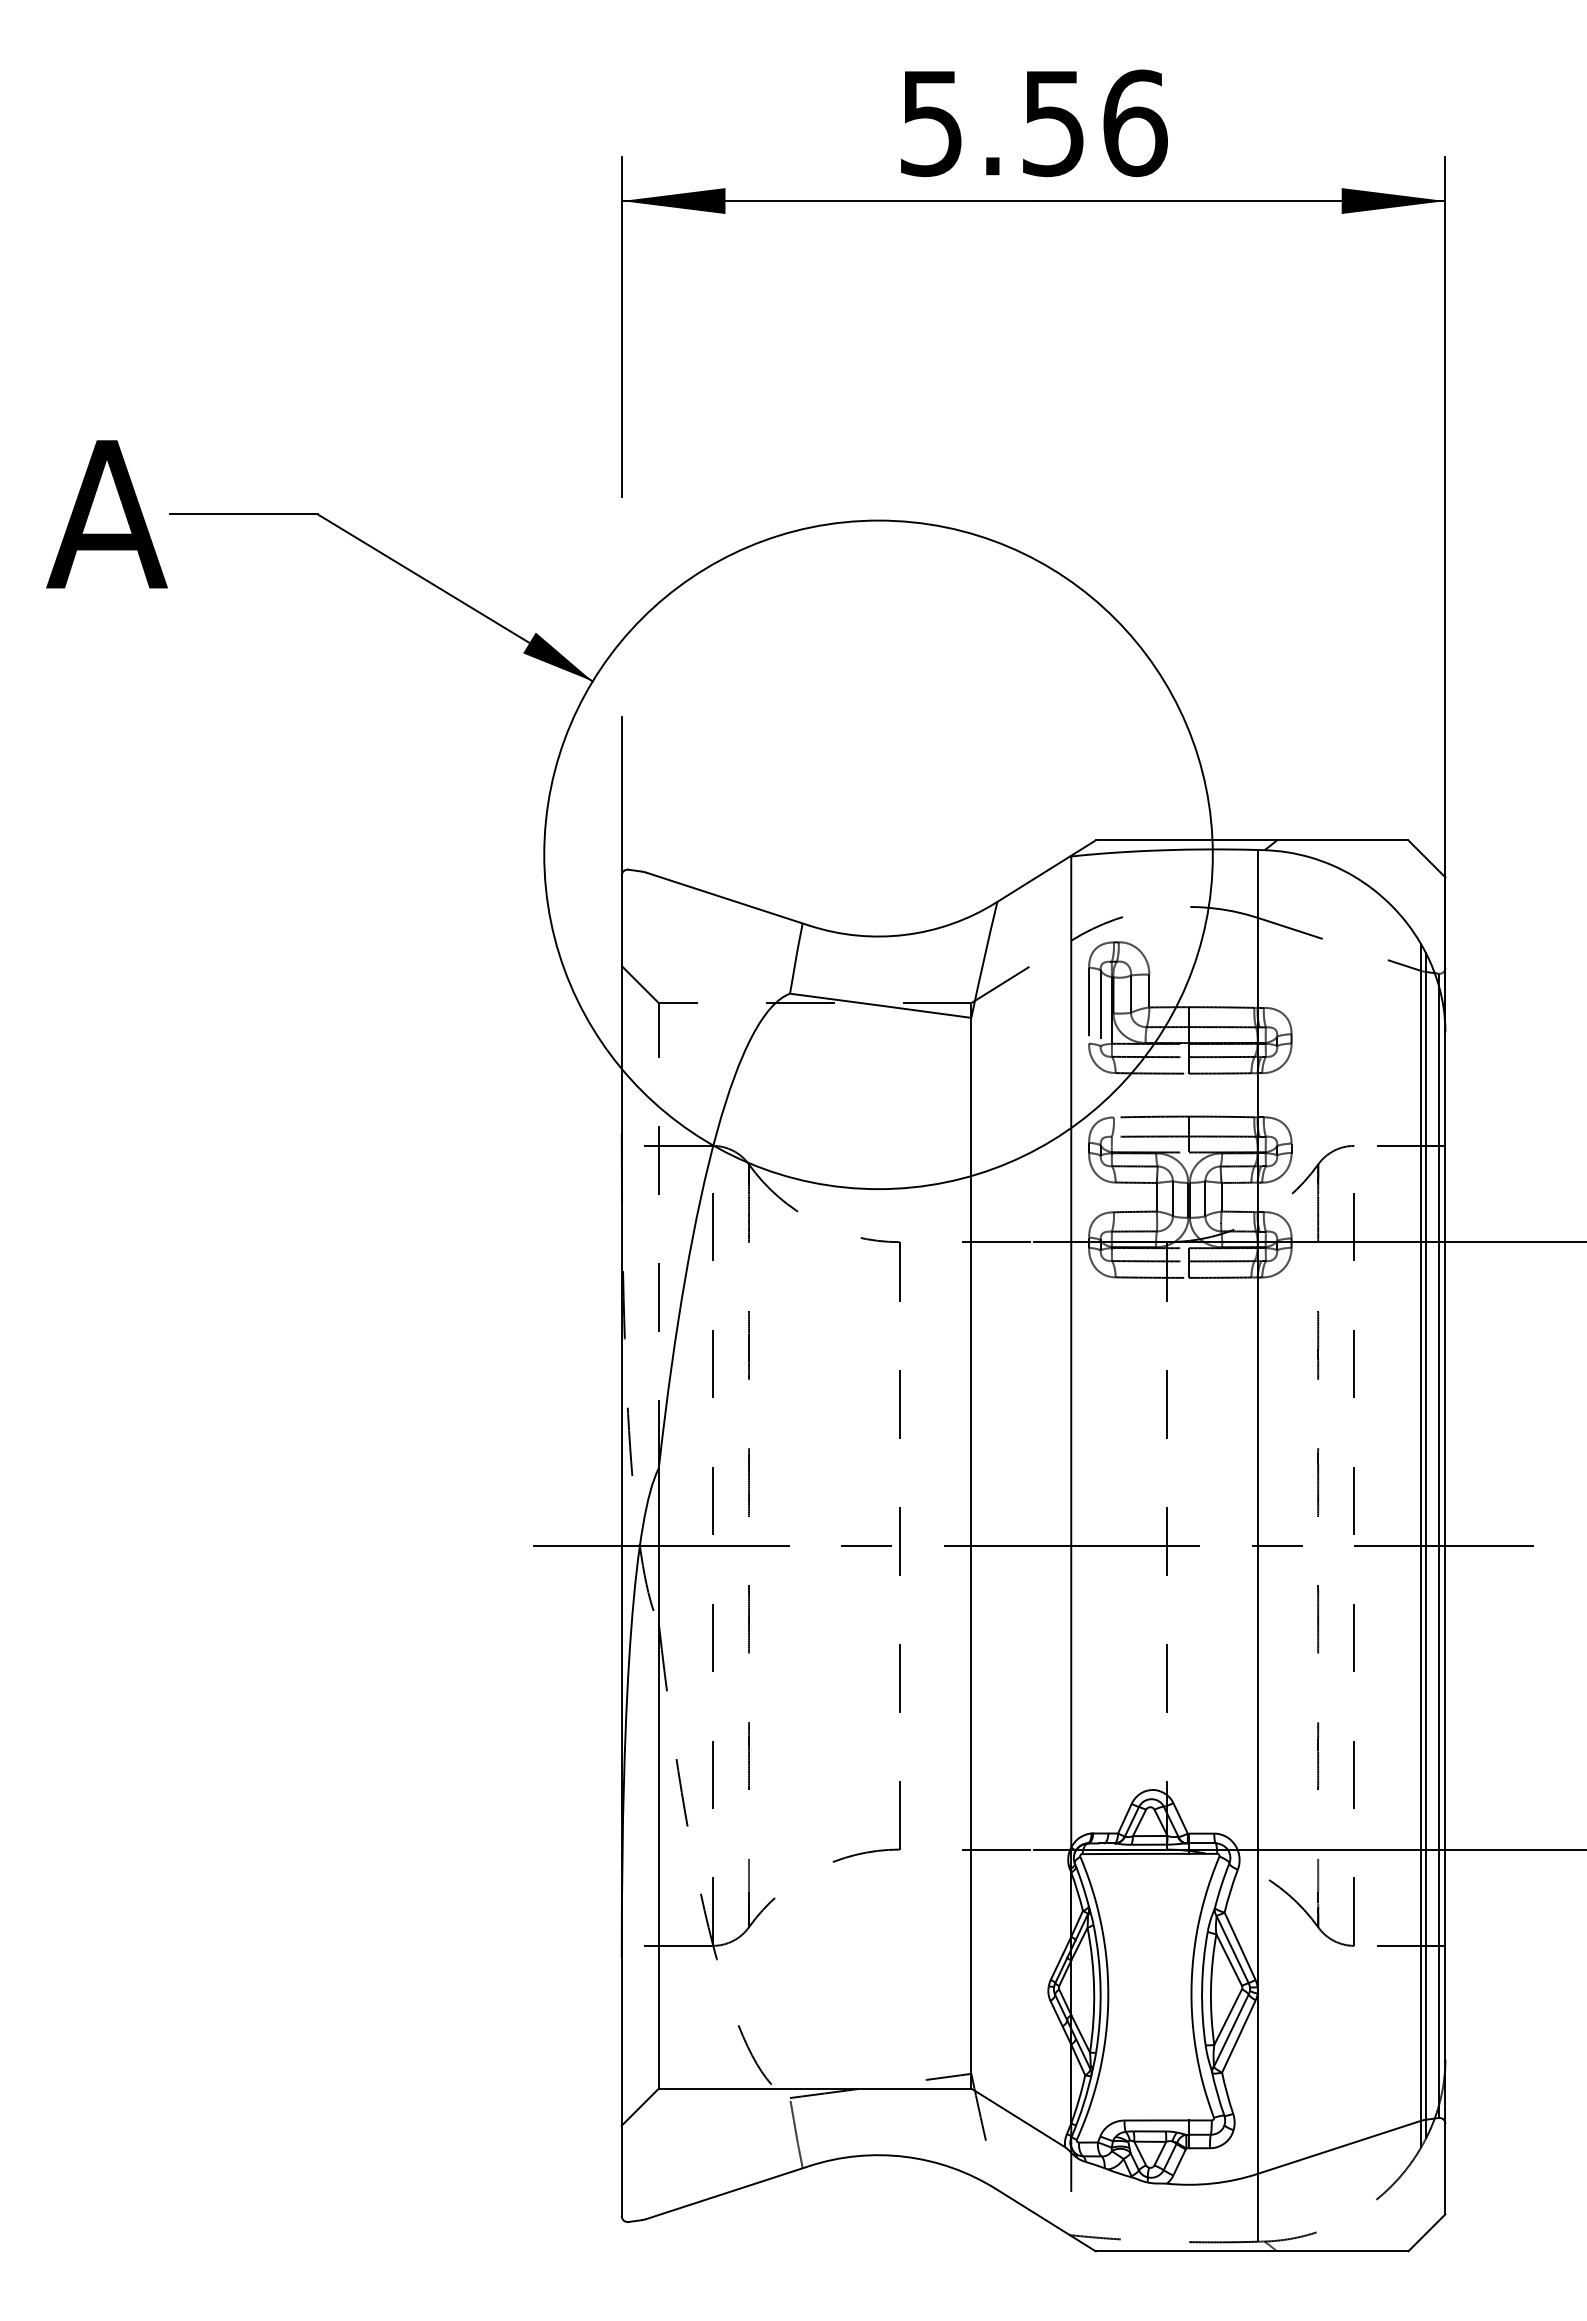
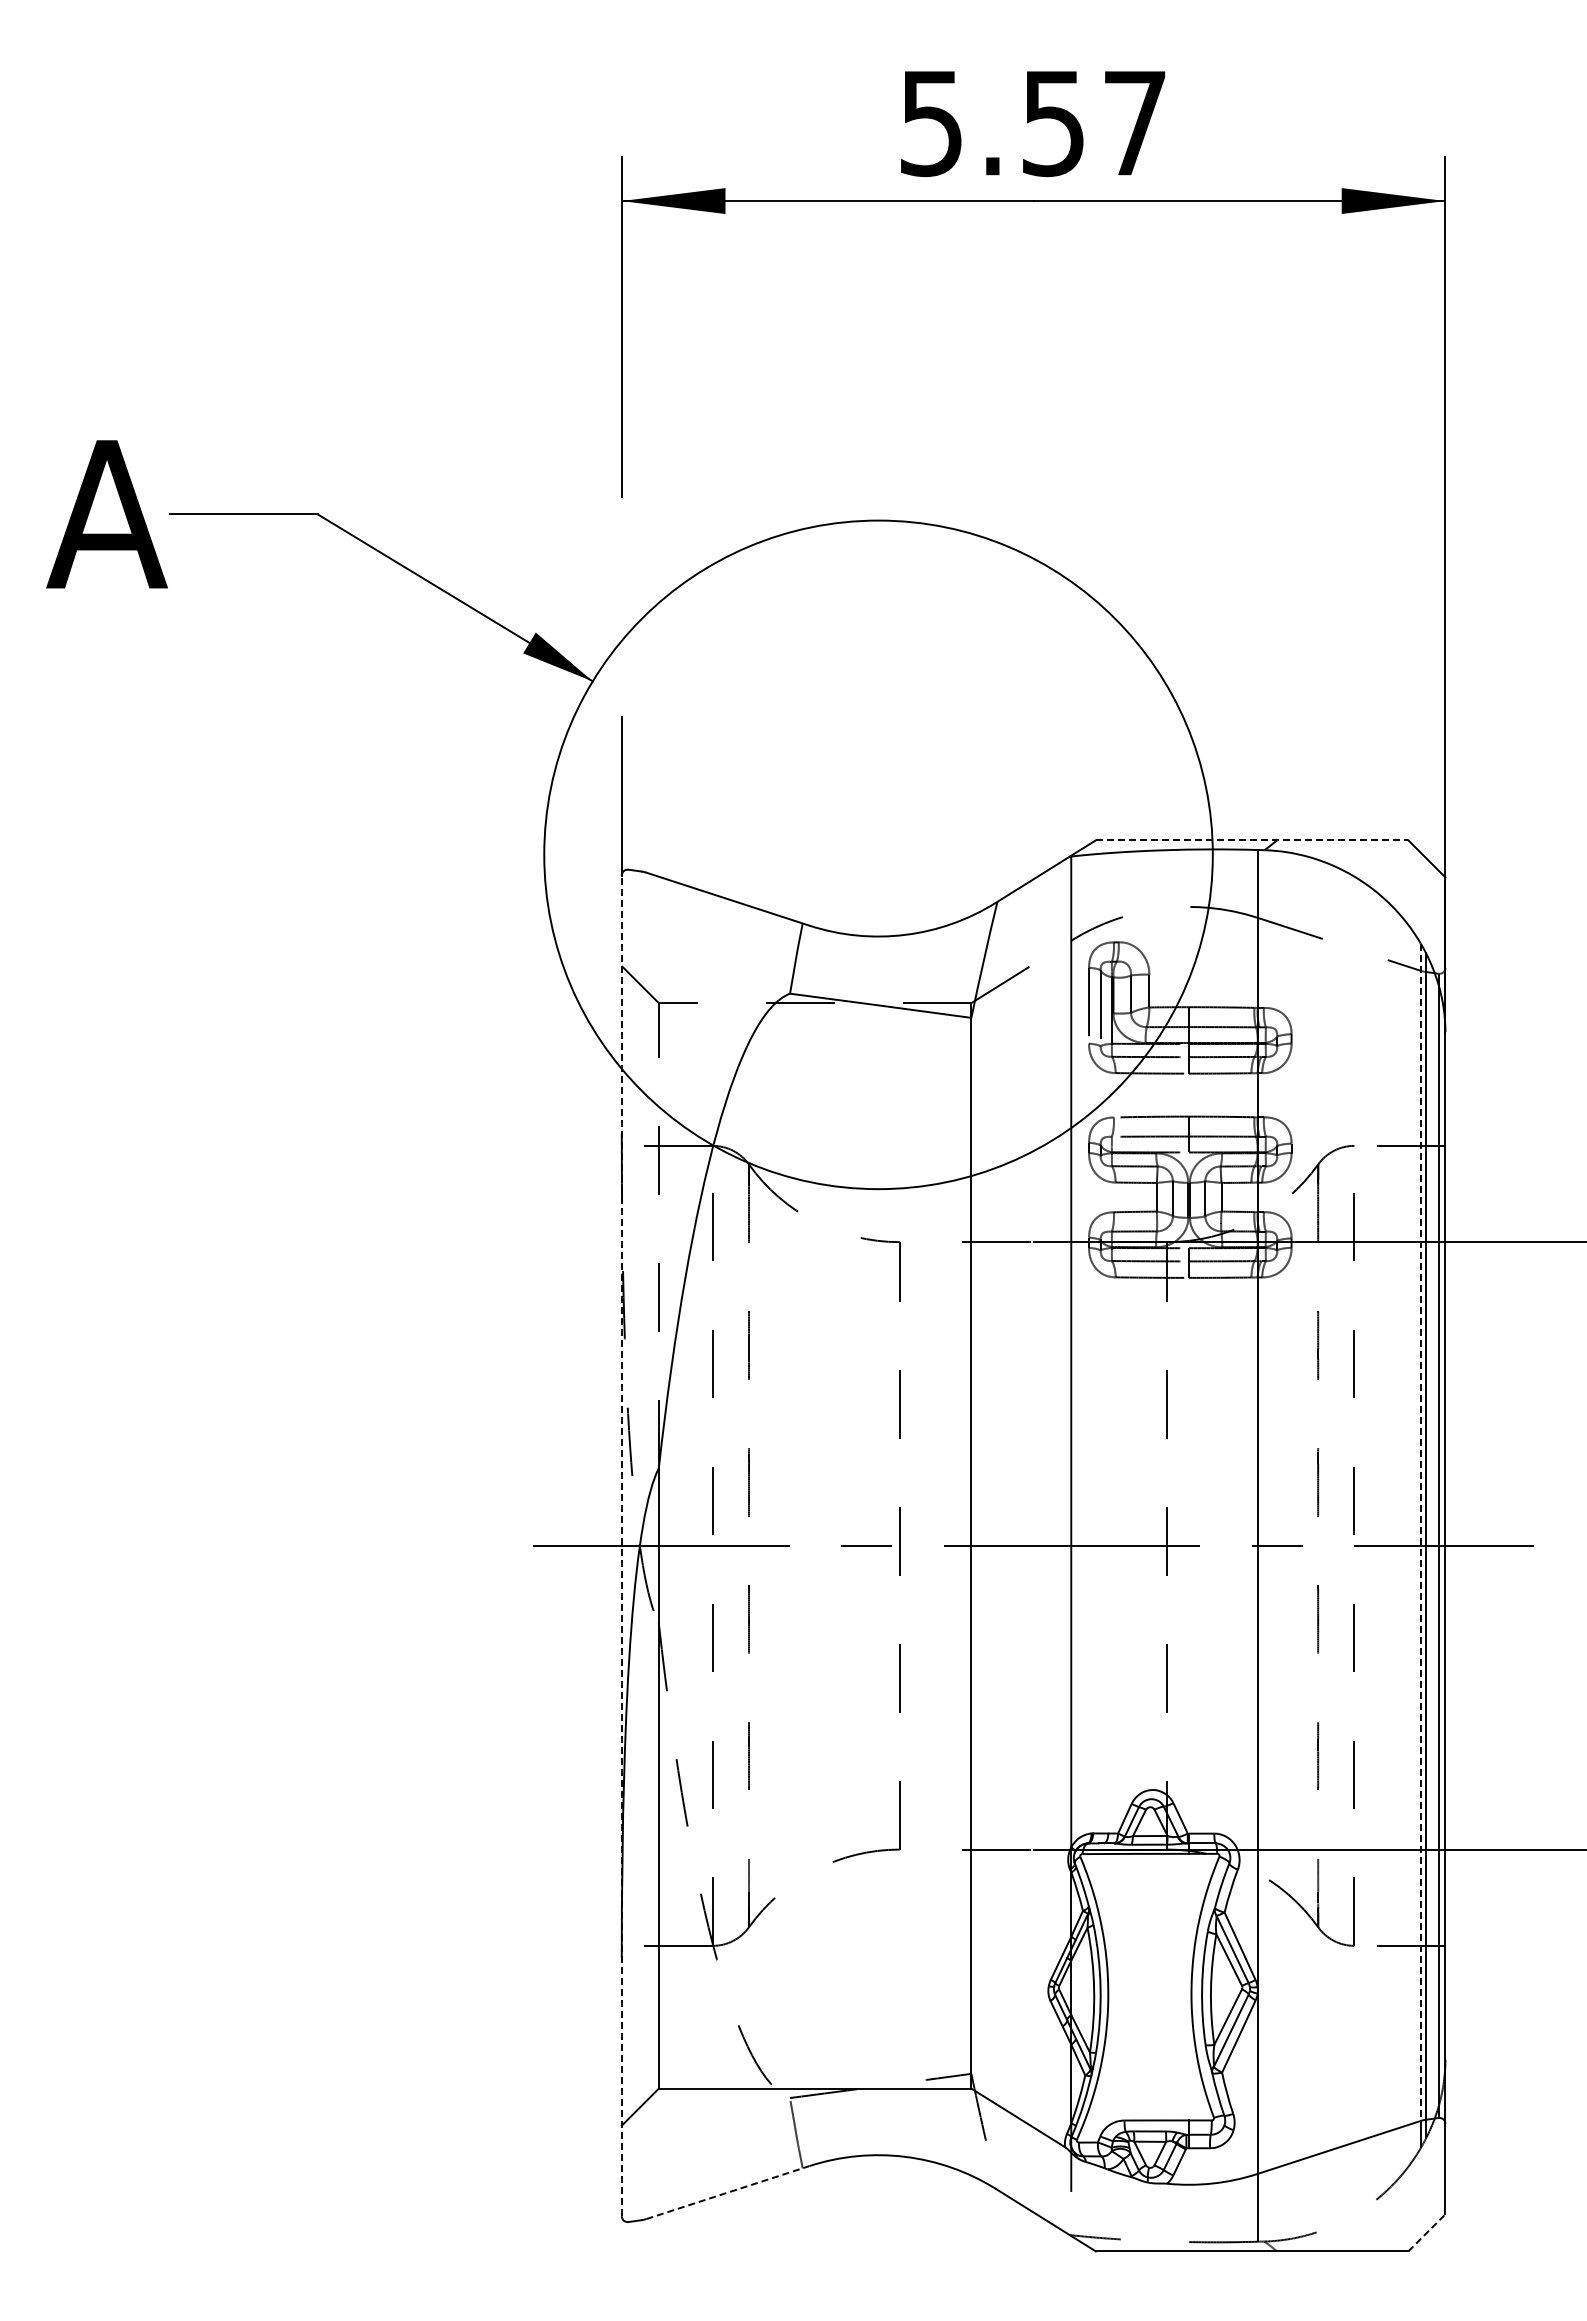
text: 5.56 -> 5.57 (1135, 123)
line: solid -> dashed (1252, 840)
line: solid -> dashed (1420, 1532)
line: solid -> dashed (621, 1545)
line: solid -> dashed (728, 2192)
line: solid -> dashed (1427, 2232)
